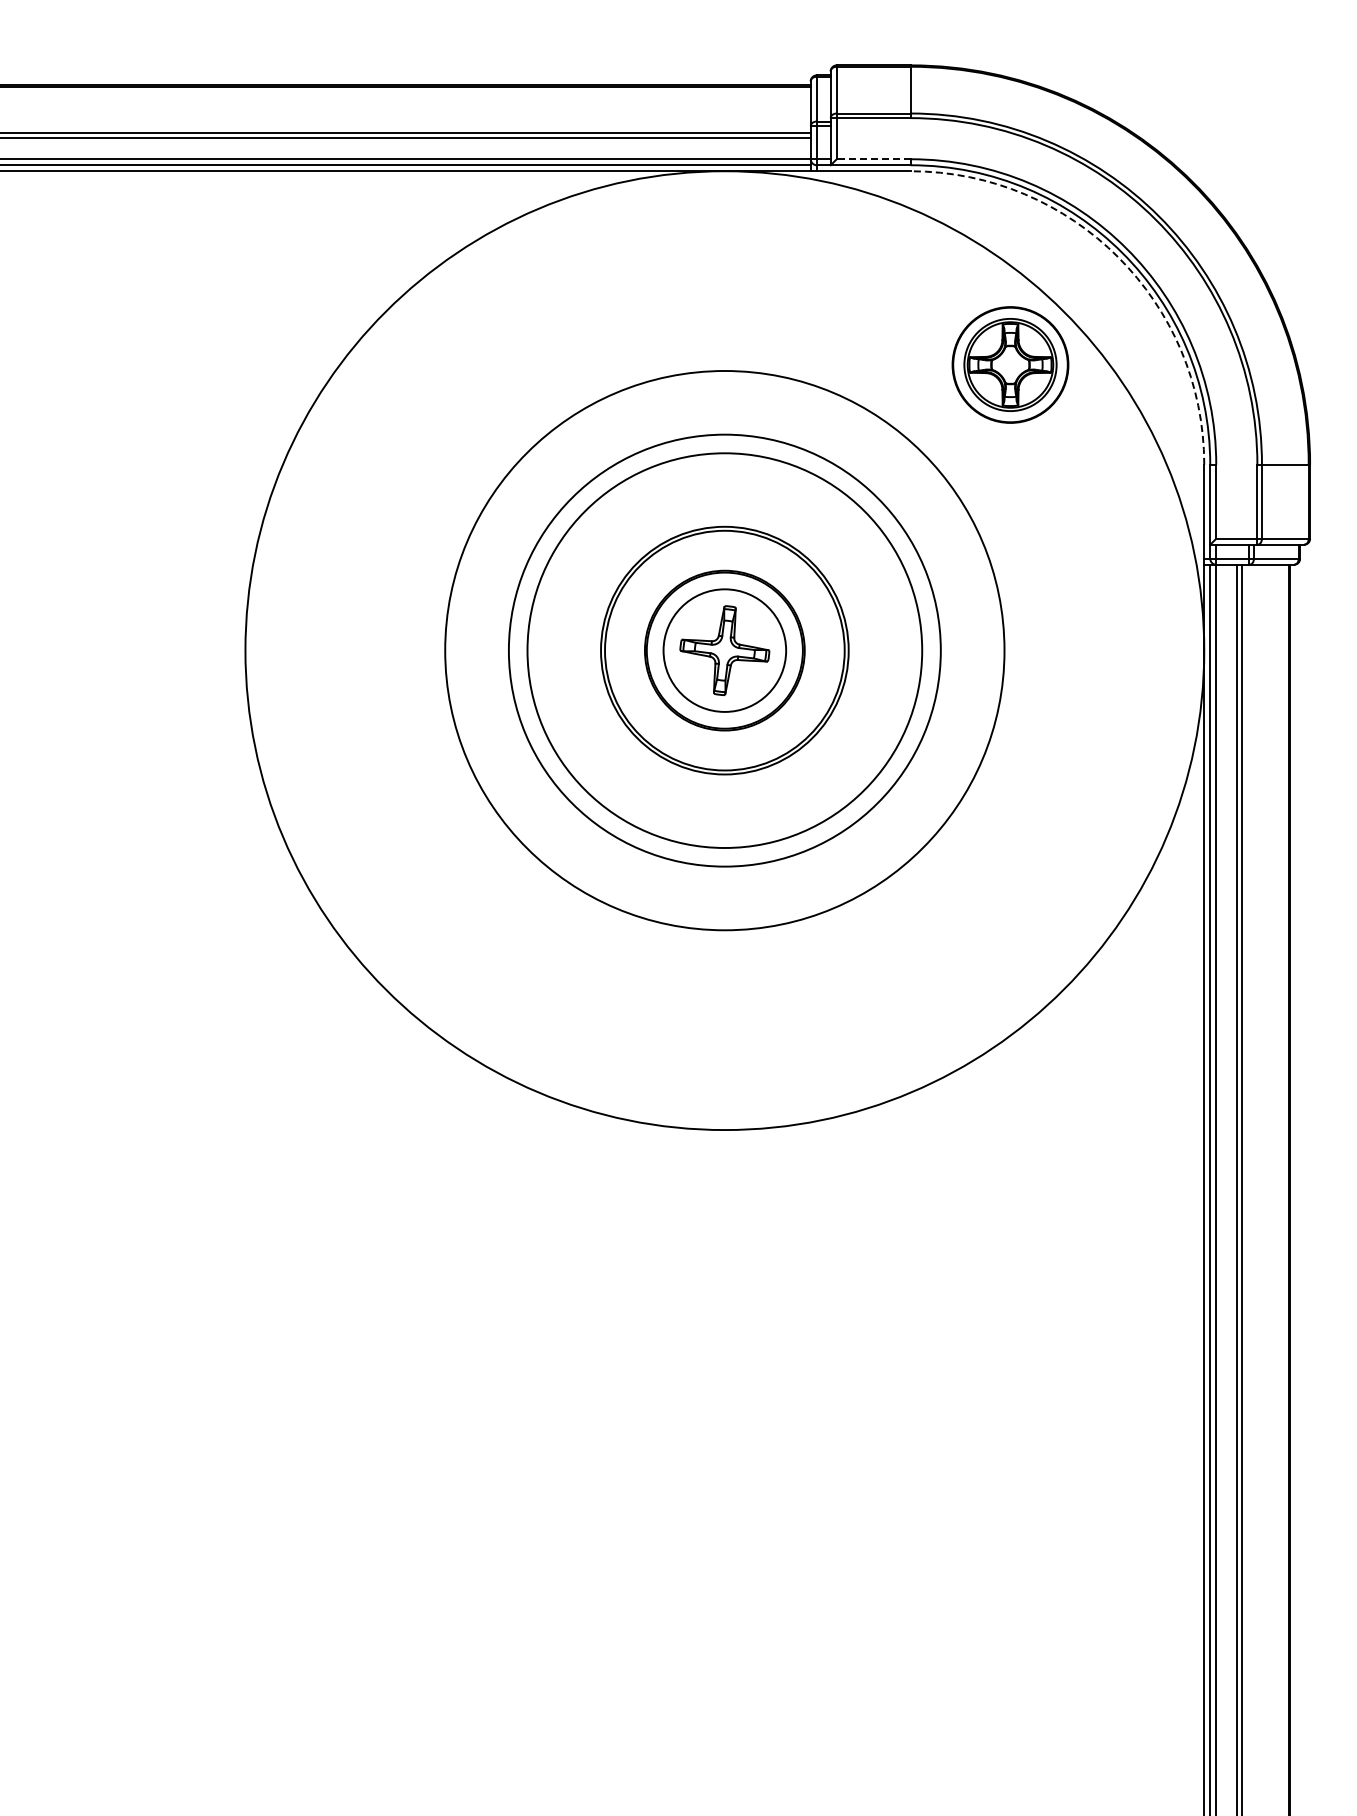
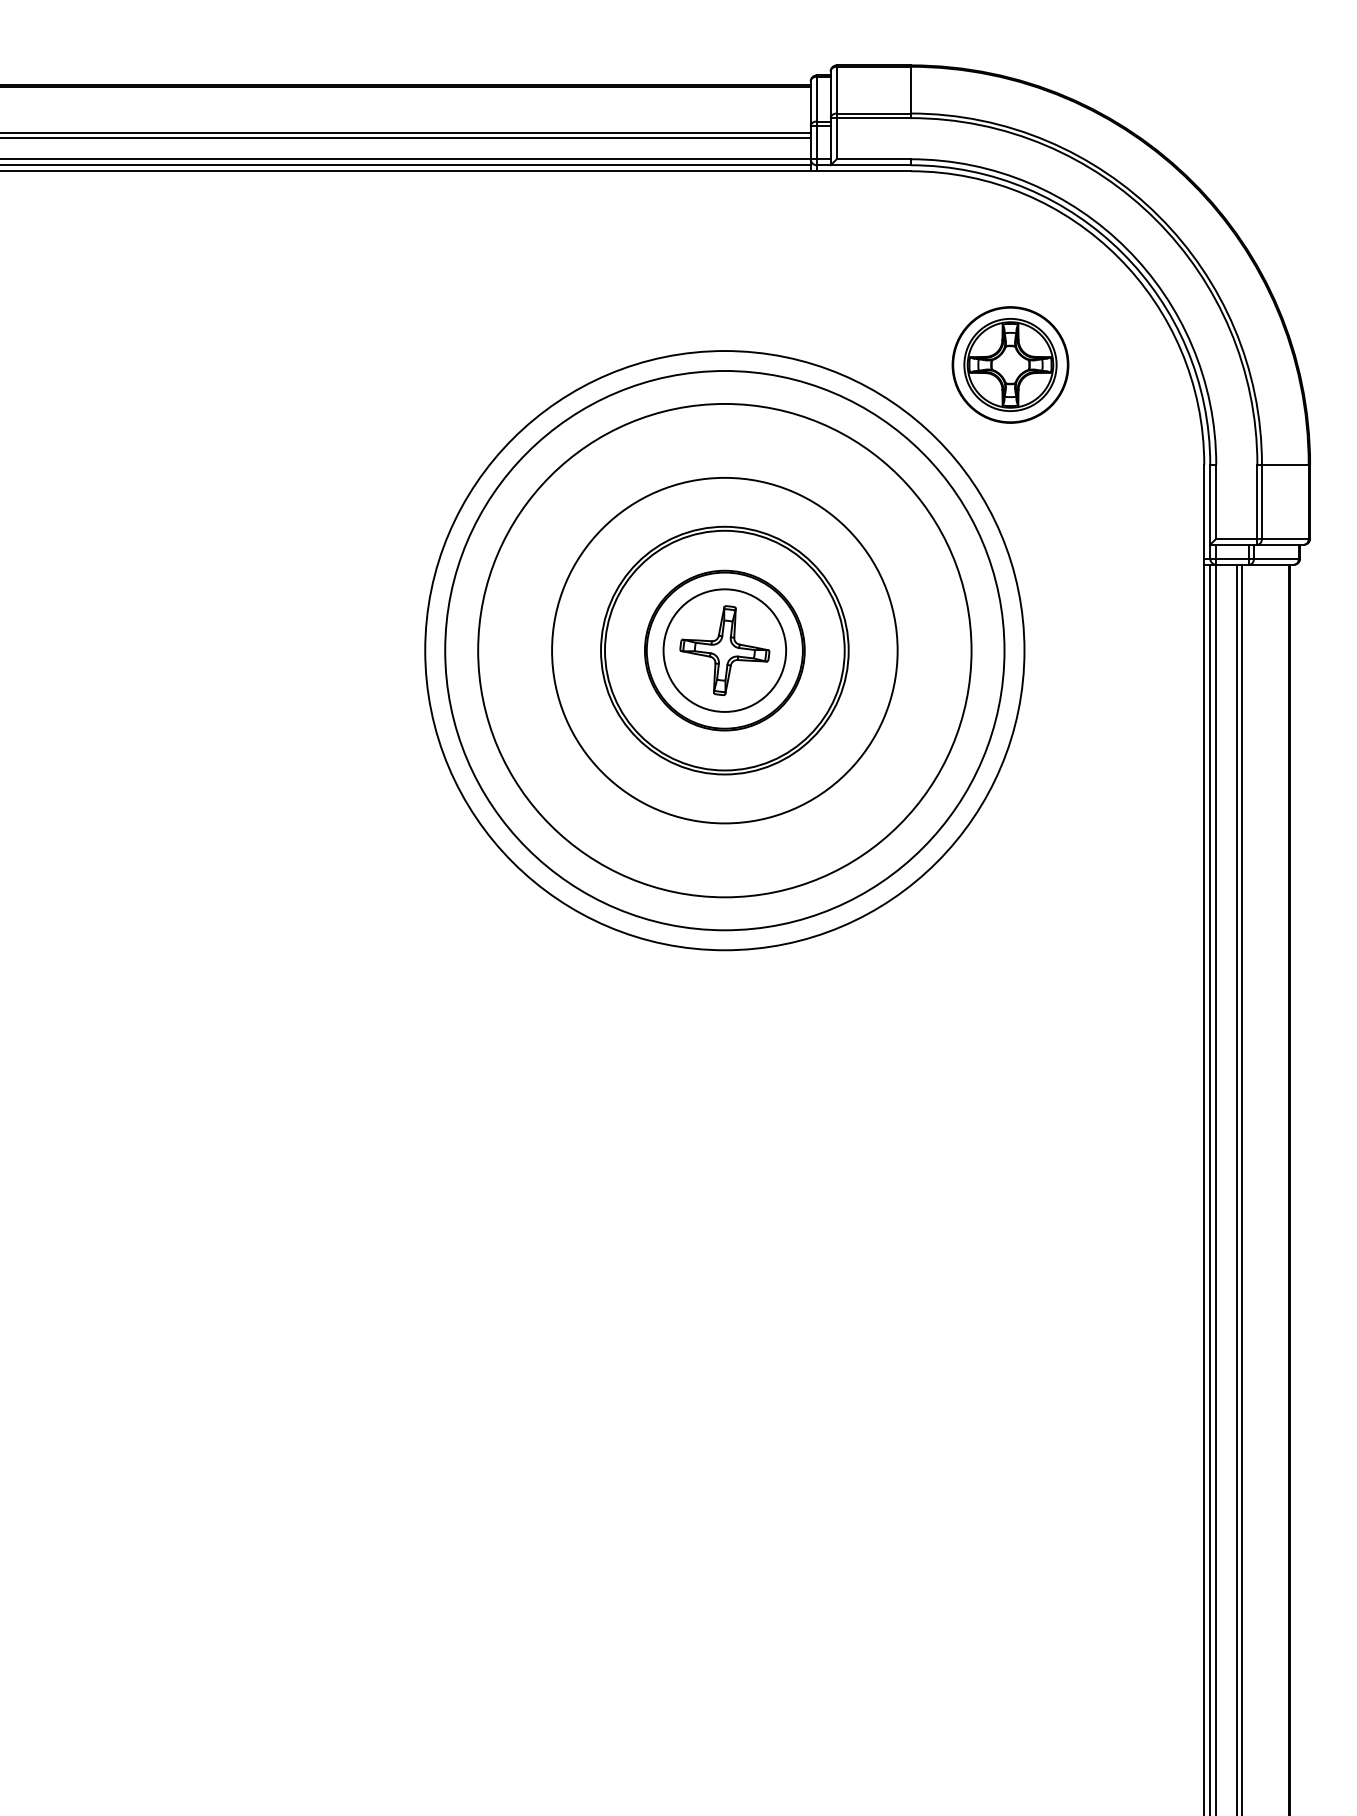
line: dashed -> solid (873, 159)
arc: dashed -> solid (1118, 257)
circle diameter: 395 px -> 493 px (724, 650)
circle diameter: 432 px -> 346 px (724, 650)
circle diameter: 959 px -> 599 px (724, 650)
